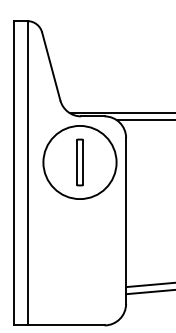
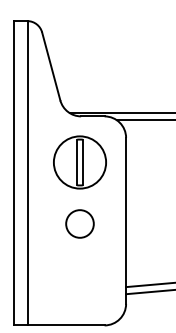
circle diameter: 73 px -> 52 px (79, 162)
circle: none -> present (79, 223)
